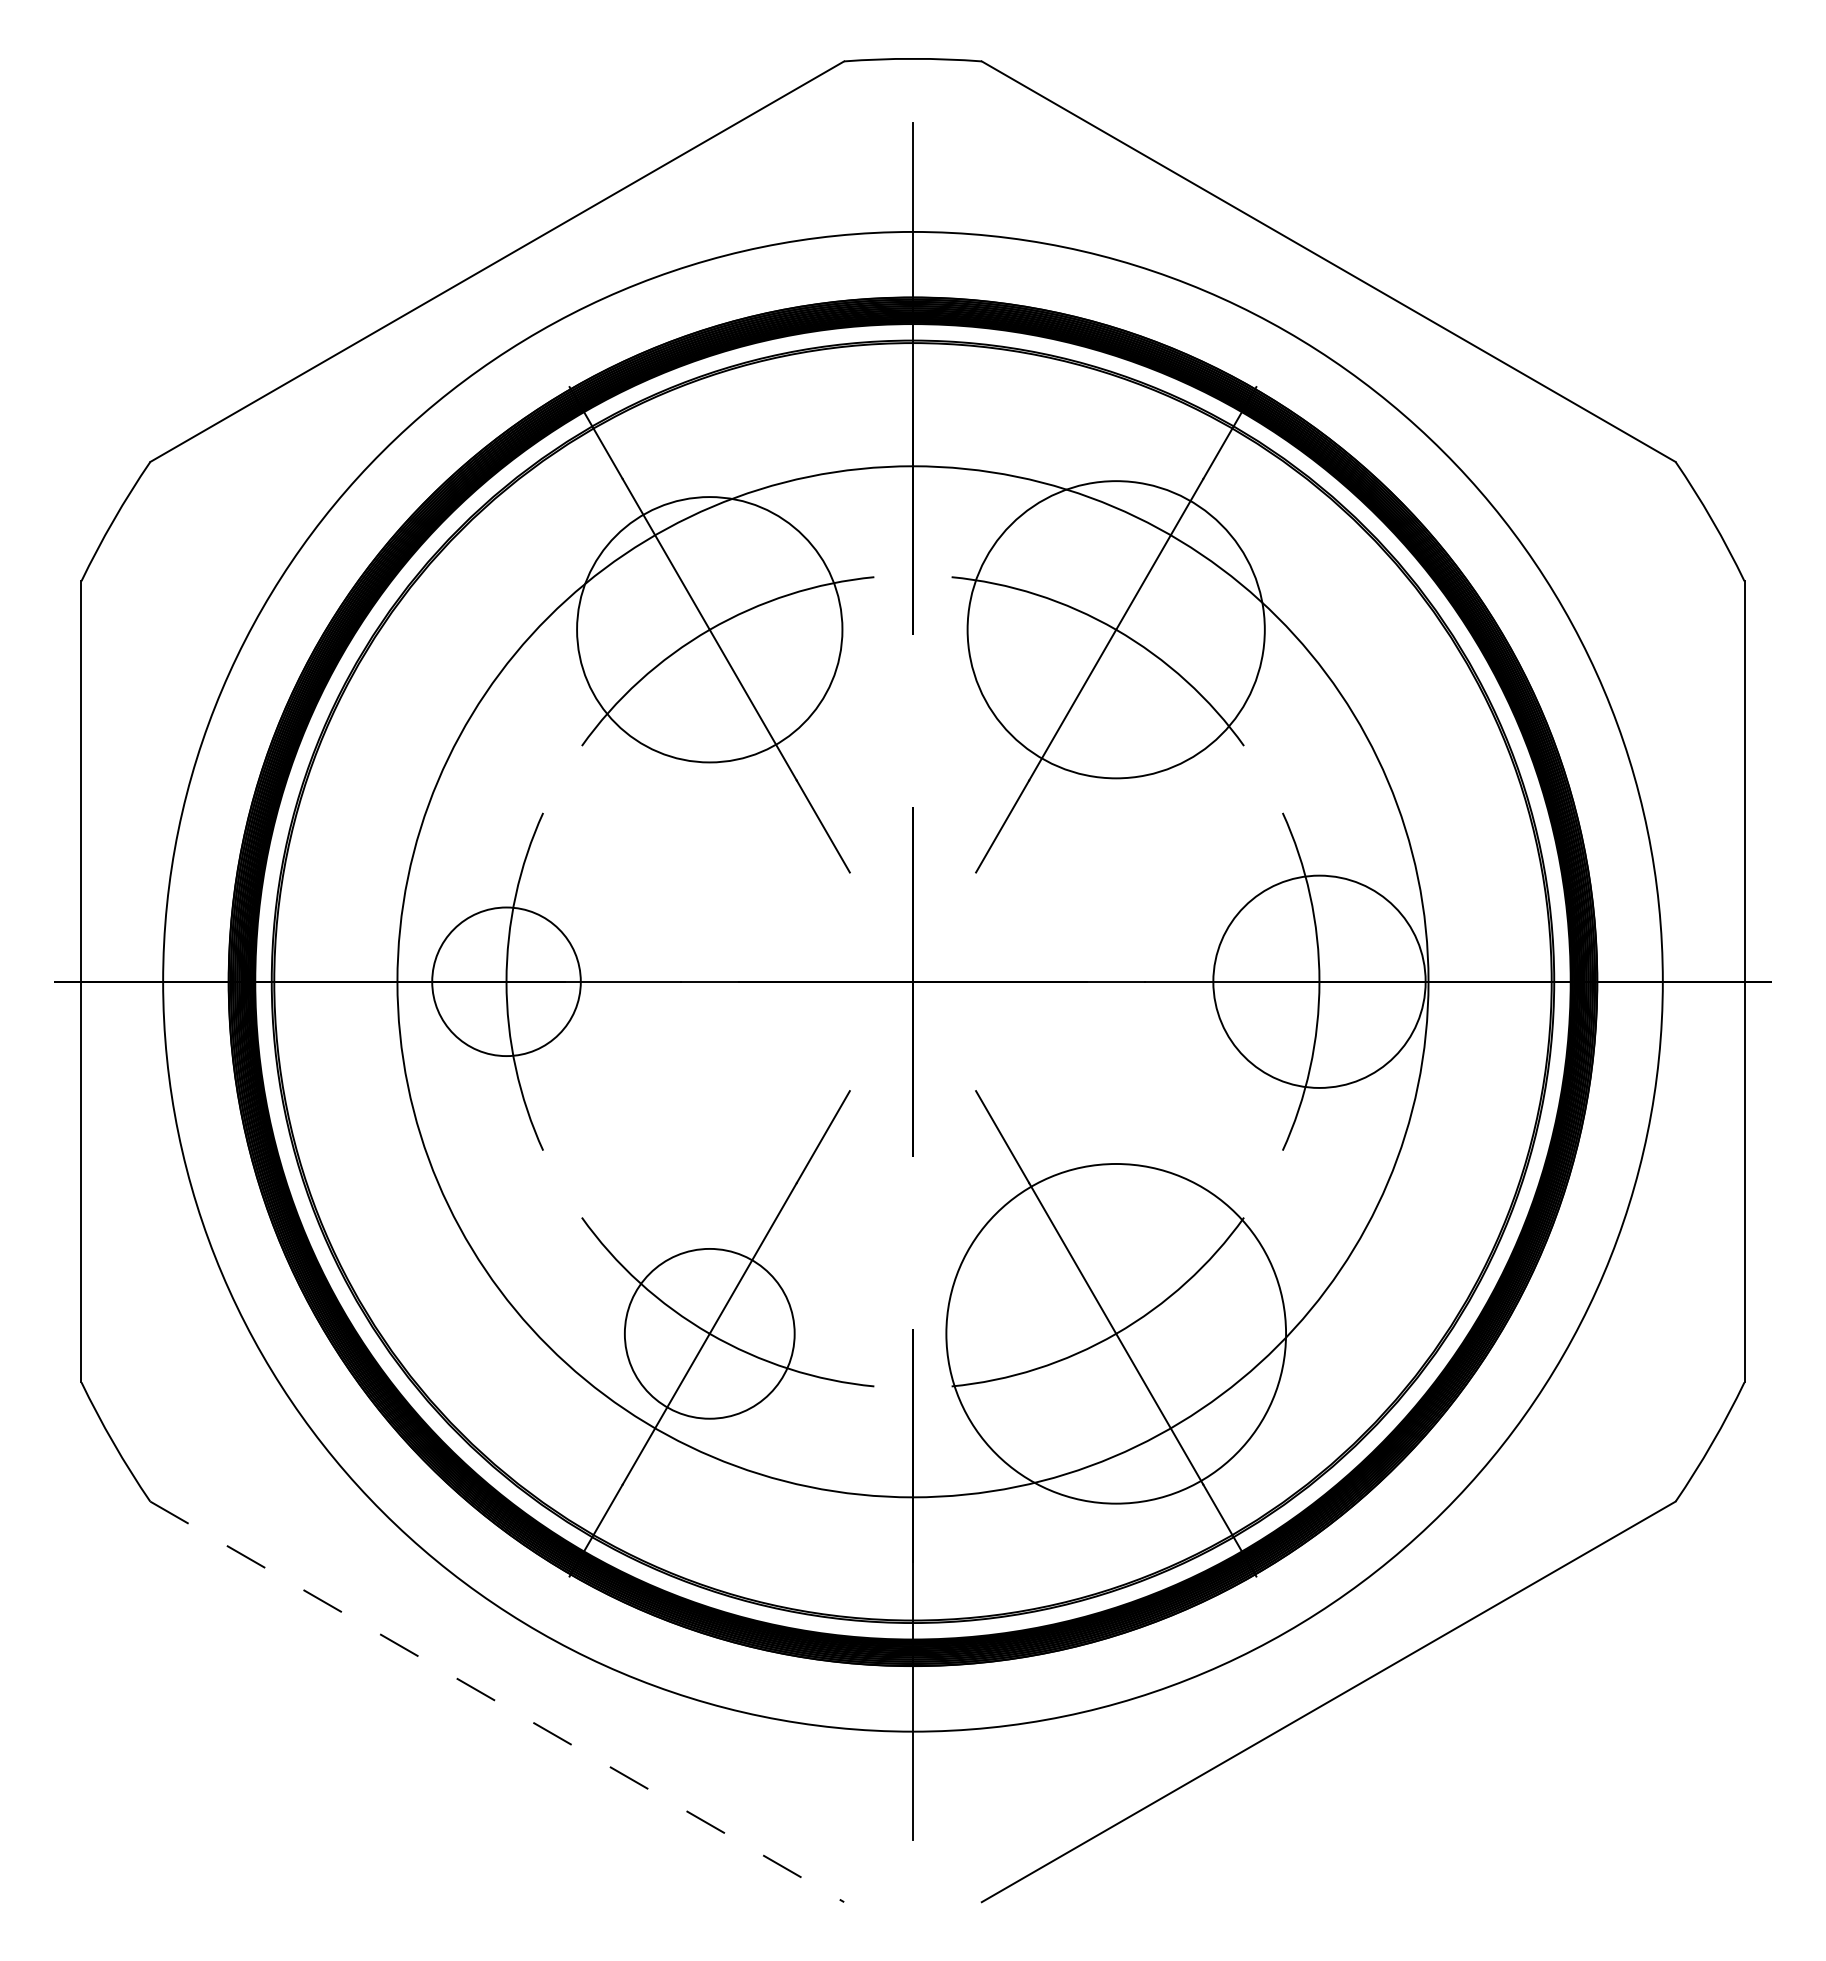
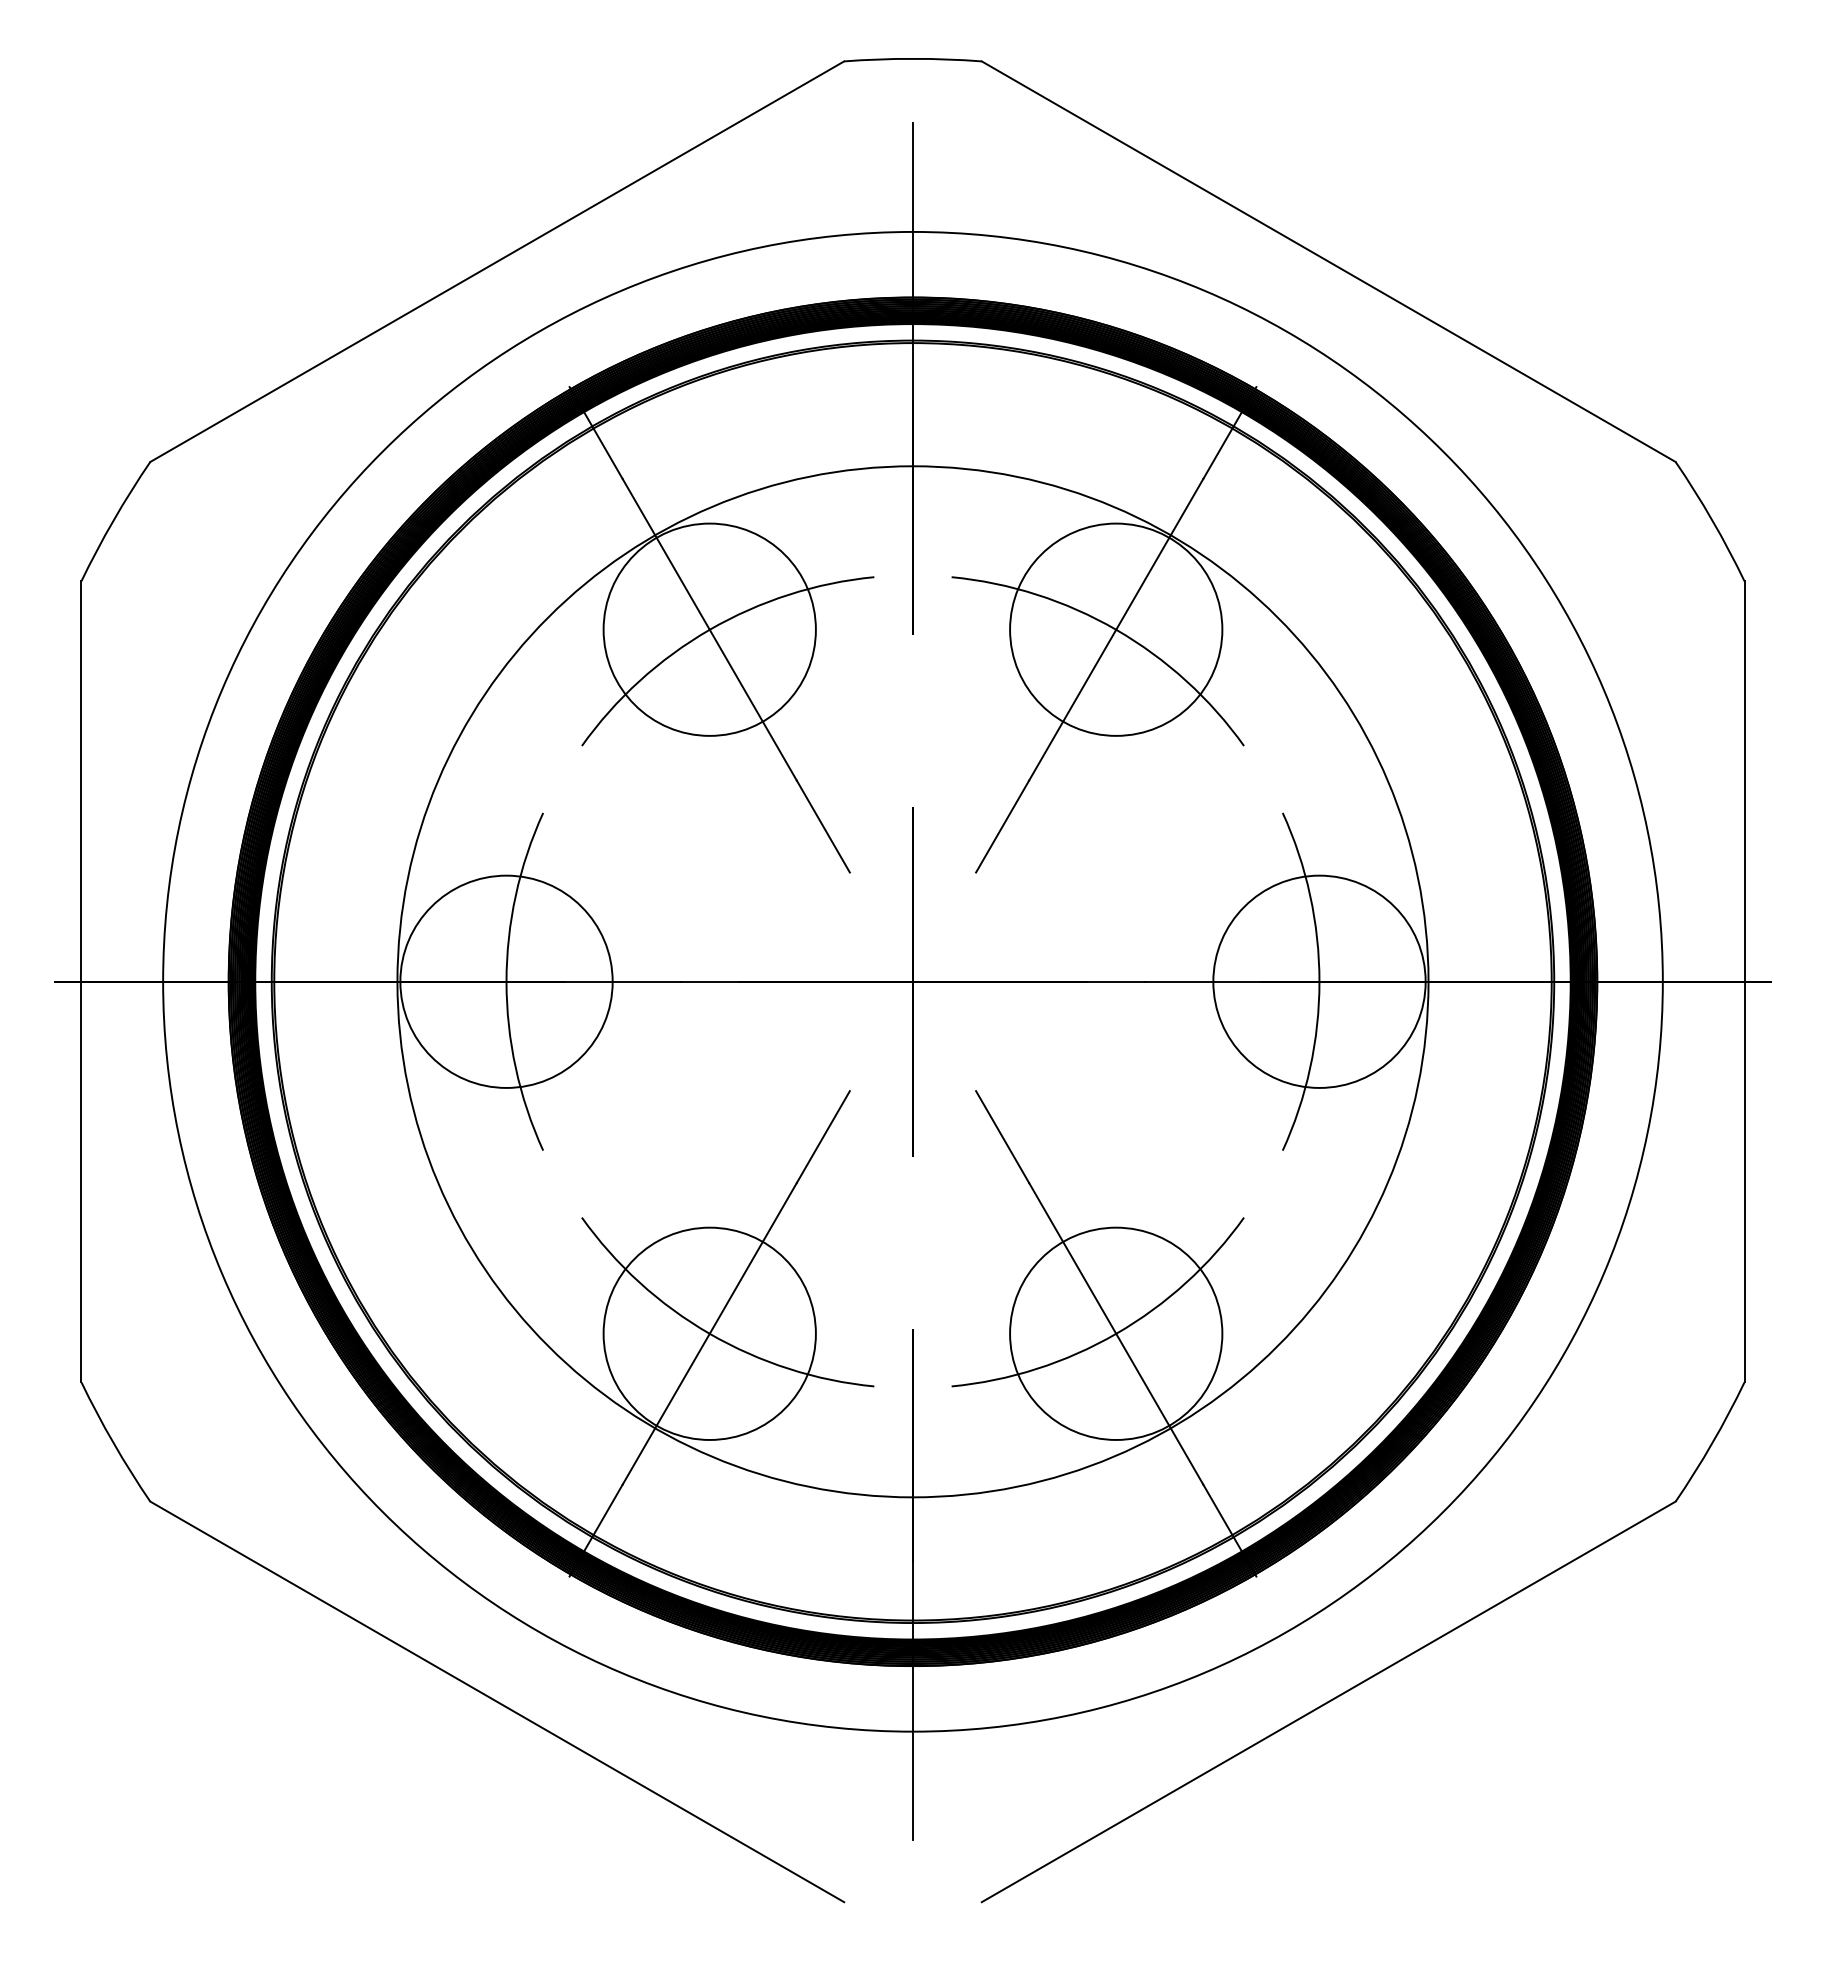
circle diameter: 265 px -> 212 px (709, 629)
circle diameter: 297 px -> 212 px (1116, 629)
circle diameter: 149 px -> 212 px (506, 981)
circle diameter: 170 px -> 212 px (709, 1333)
circle diameter: 340 px -> 212 px (1116, 1333)
line: dashed -> solid (497, 1701)
